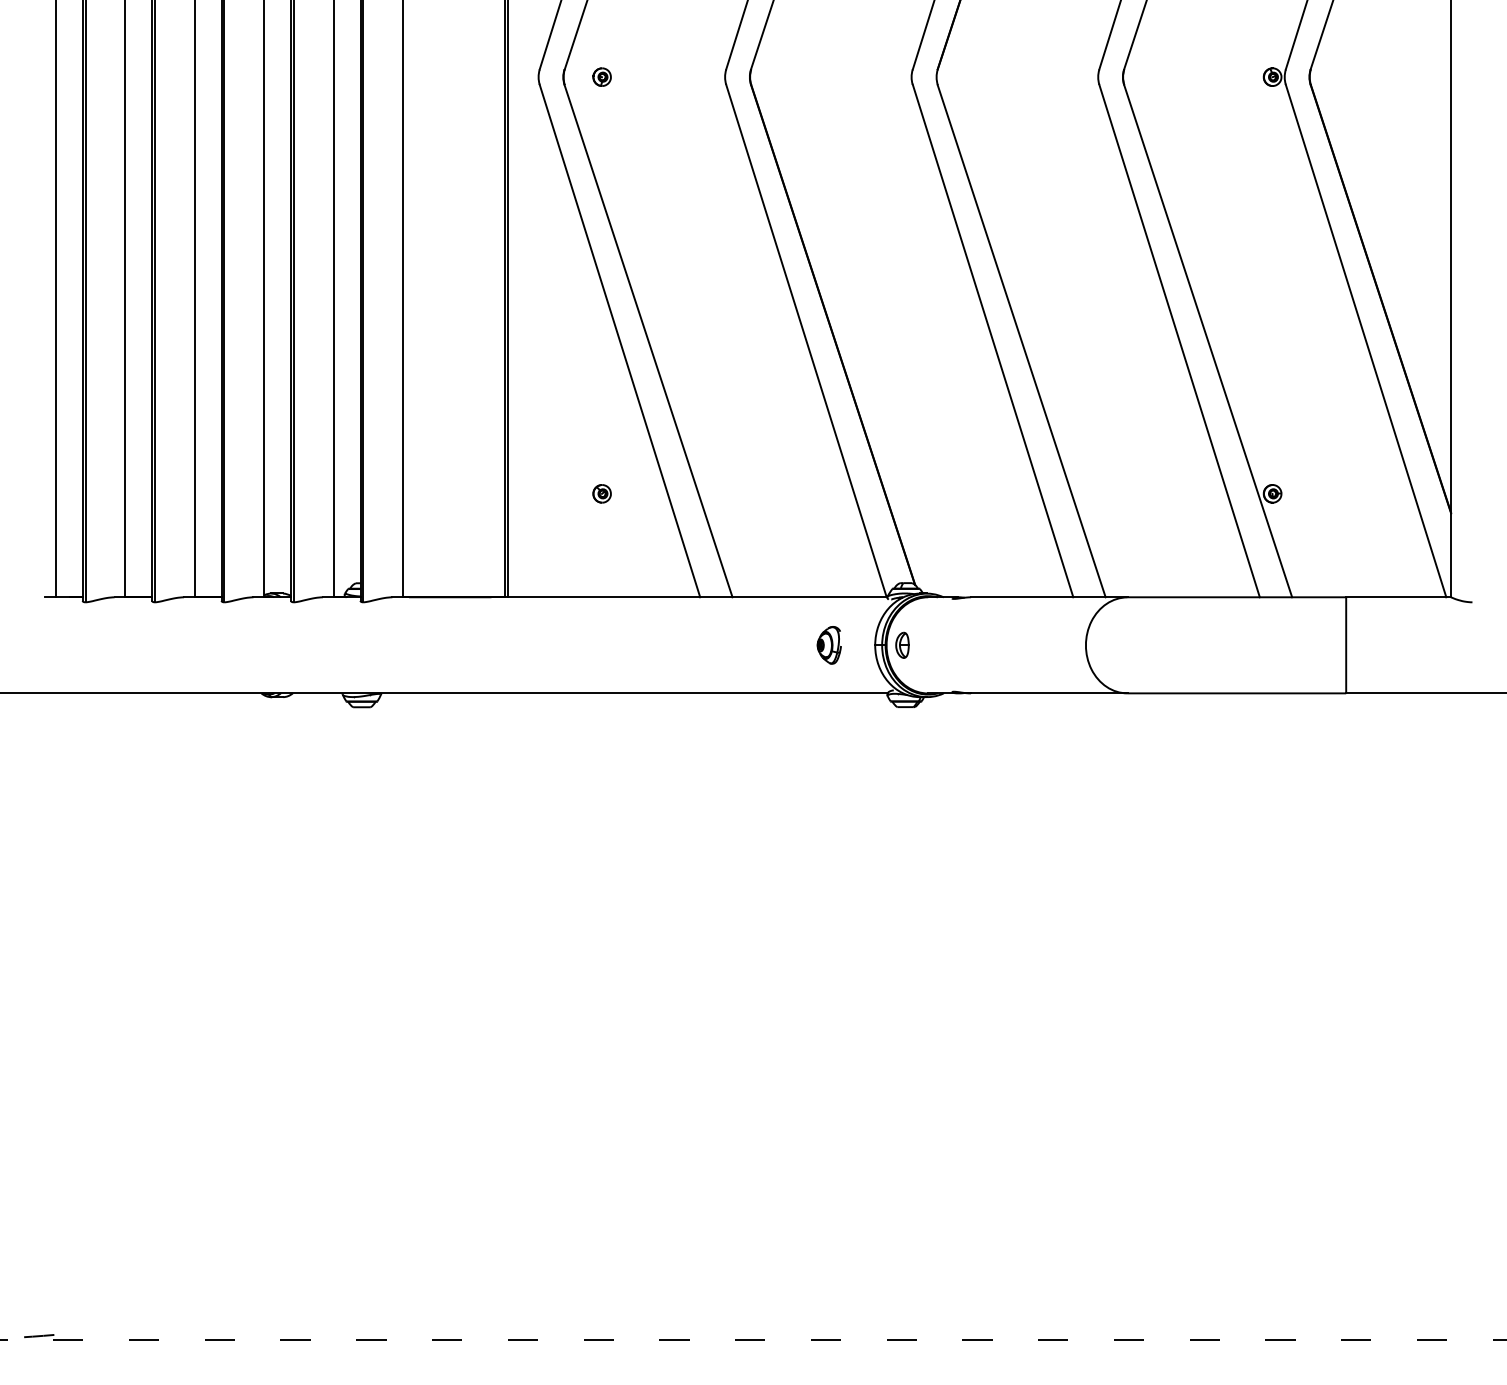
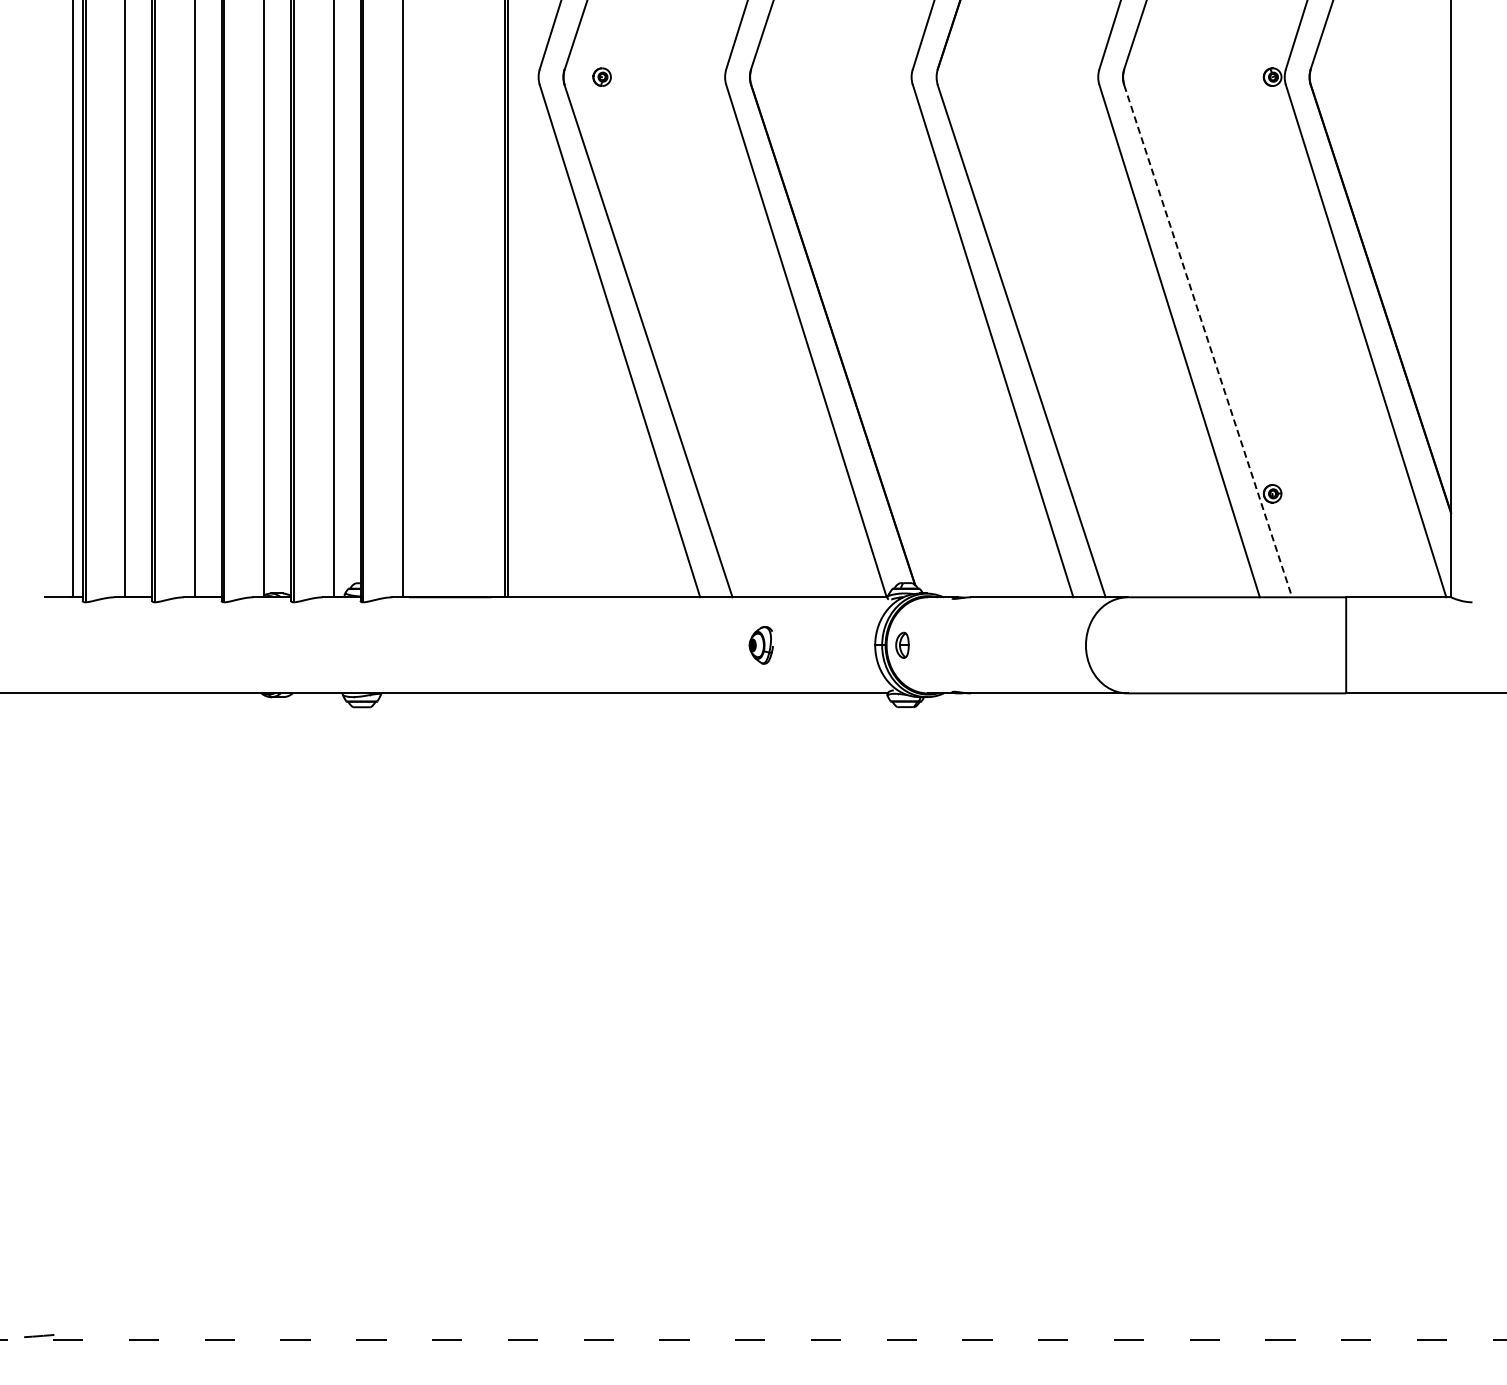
line position: (55, 299) -> (72, 299) (72, 299)
line: solid -> dashed (1208, 341)
part: present -> none (601, 493)
part position: (828, 645) -> (760, 645) (760, 645)
